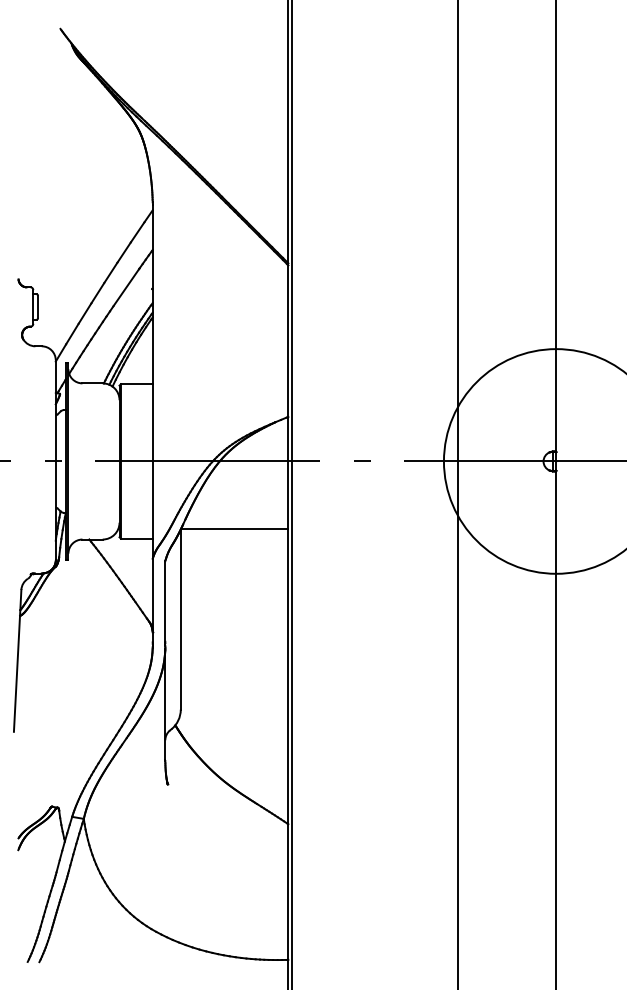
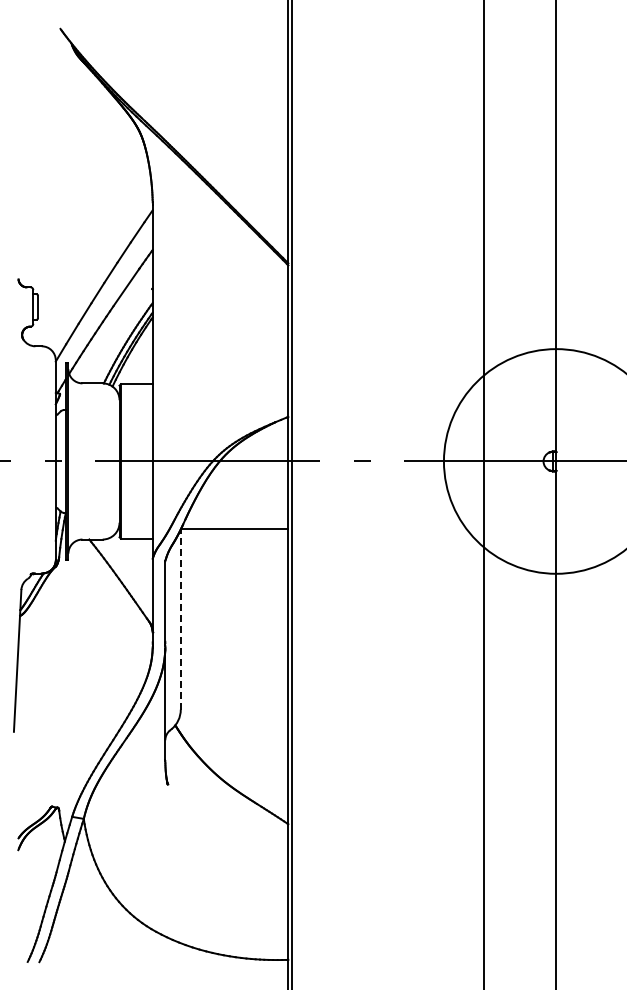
line position: (458, 494) -> (484, 494) (484, 494)
line: solid -> dashed (180, 619)
